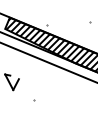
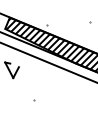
part position: (11, 82) -> (11, 70) (11, 70)
